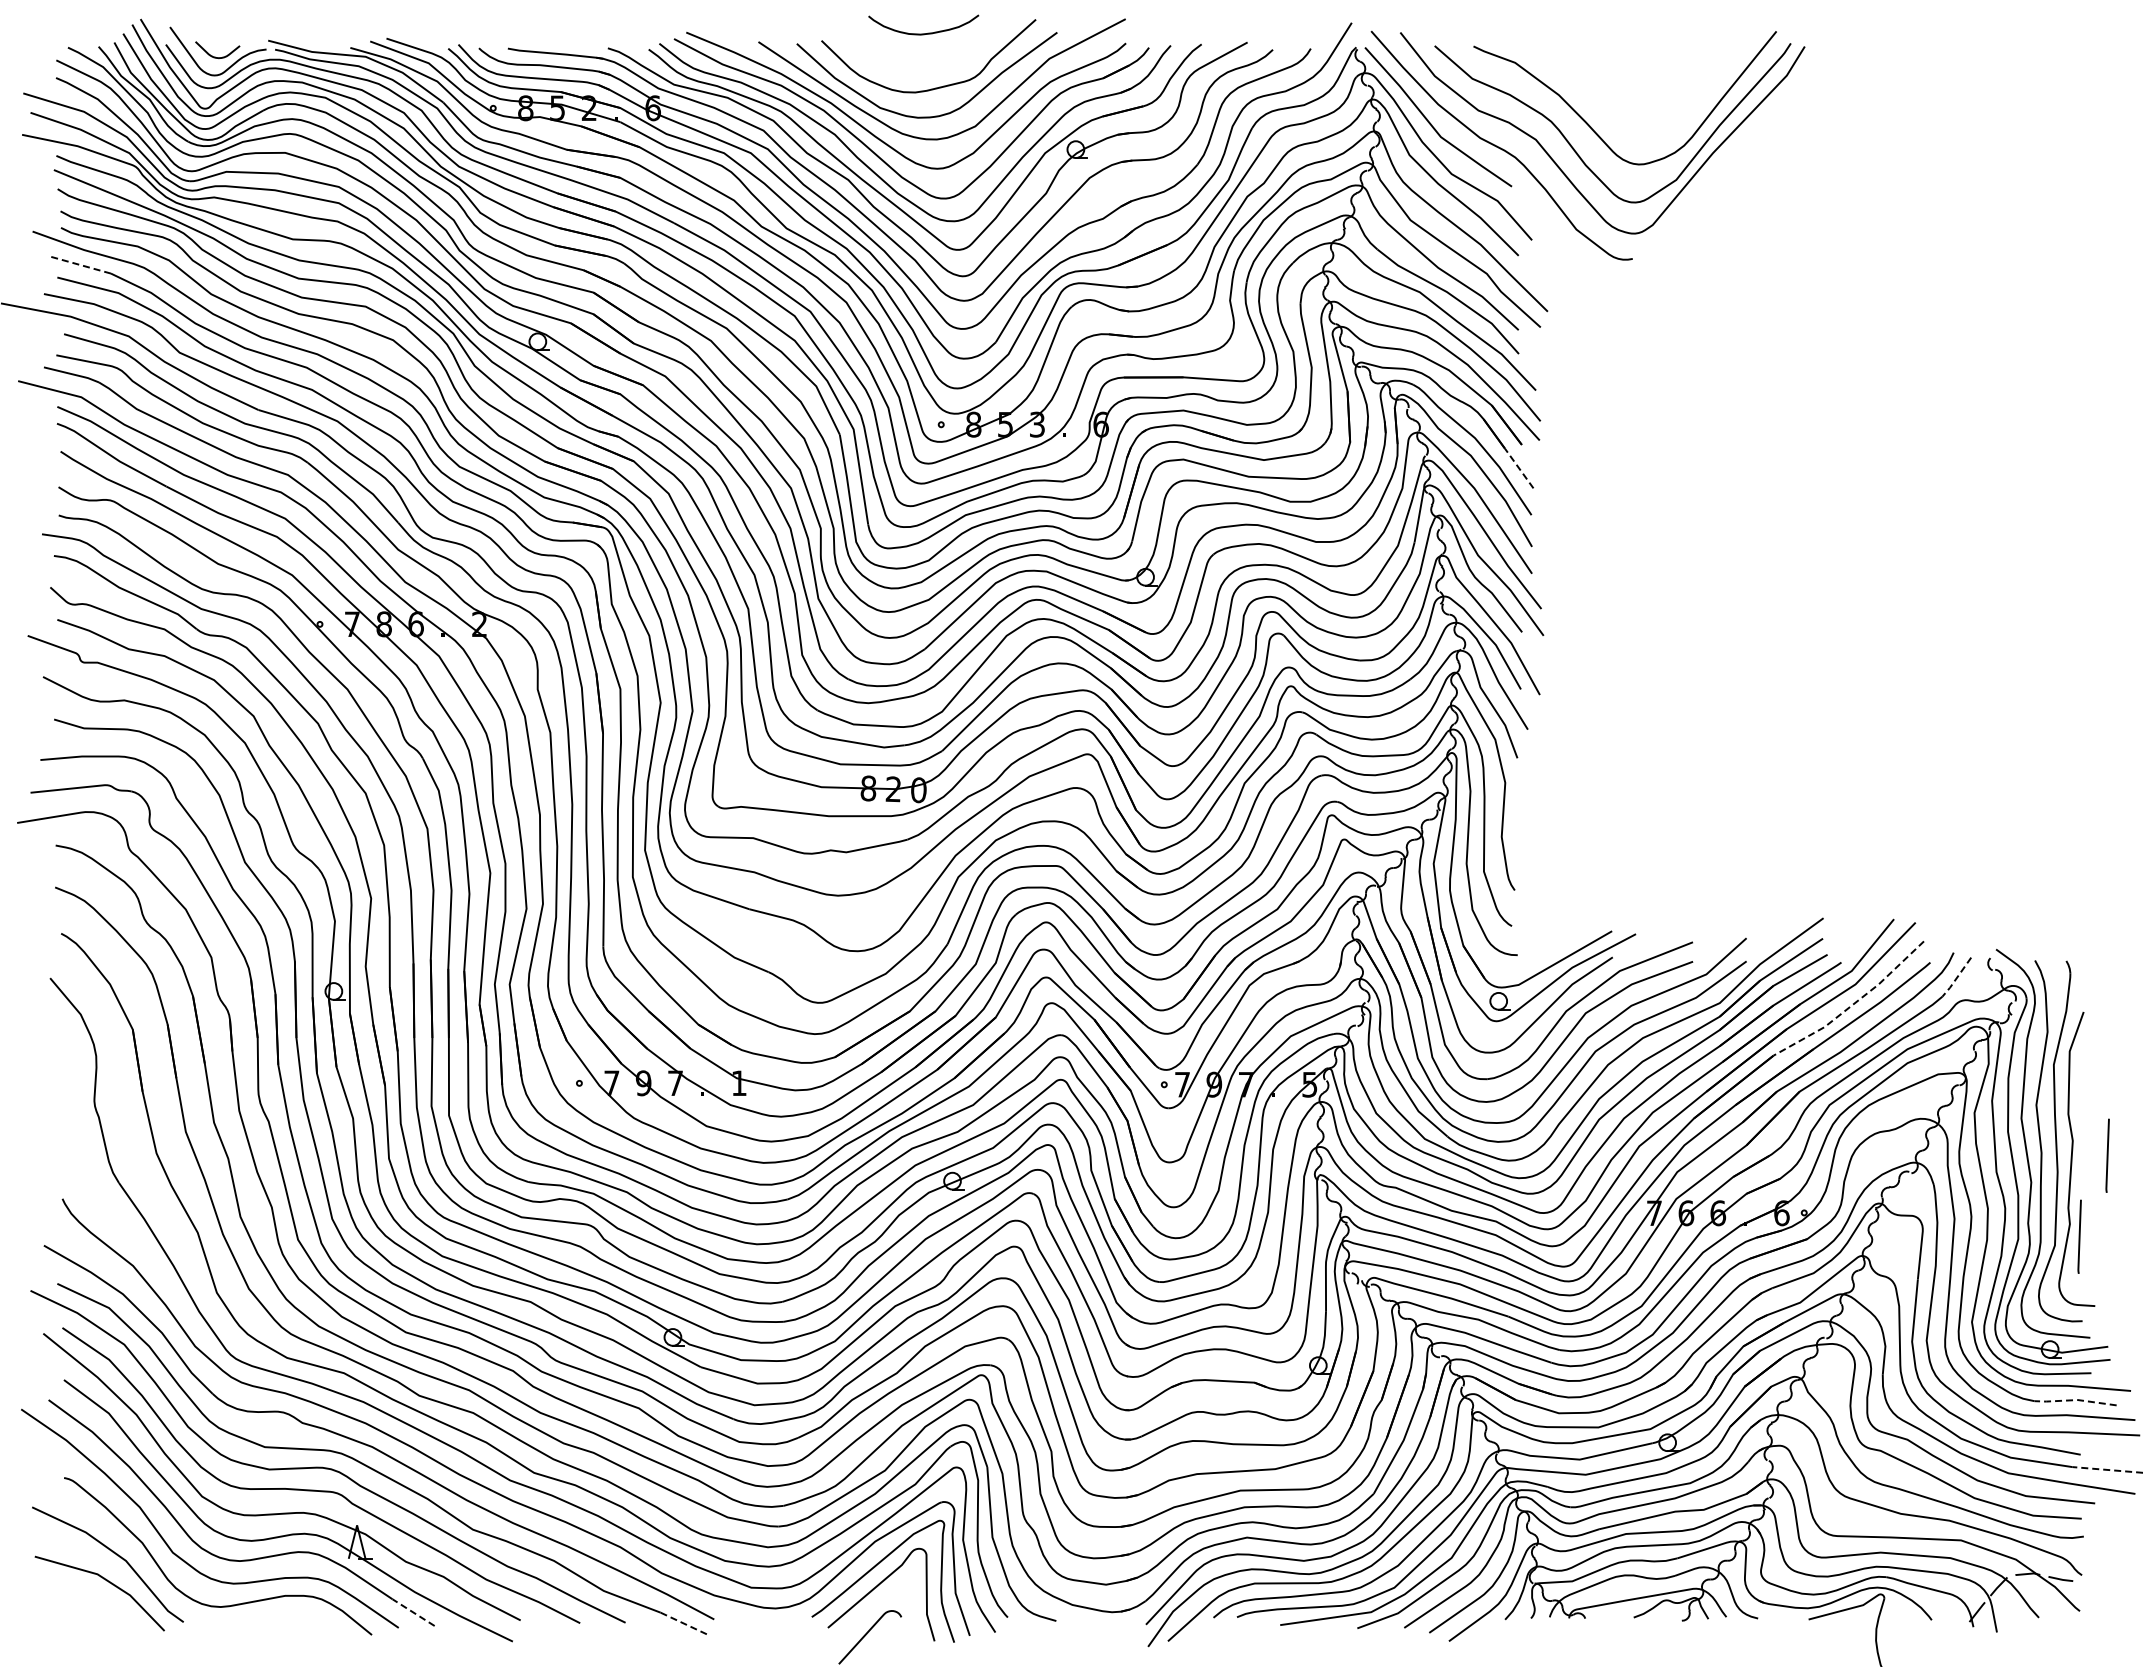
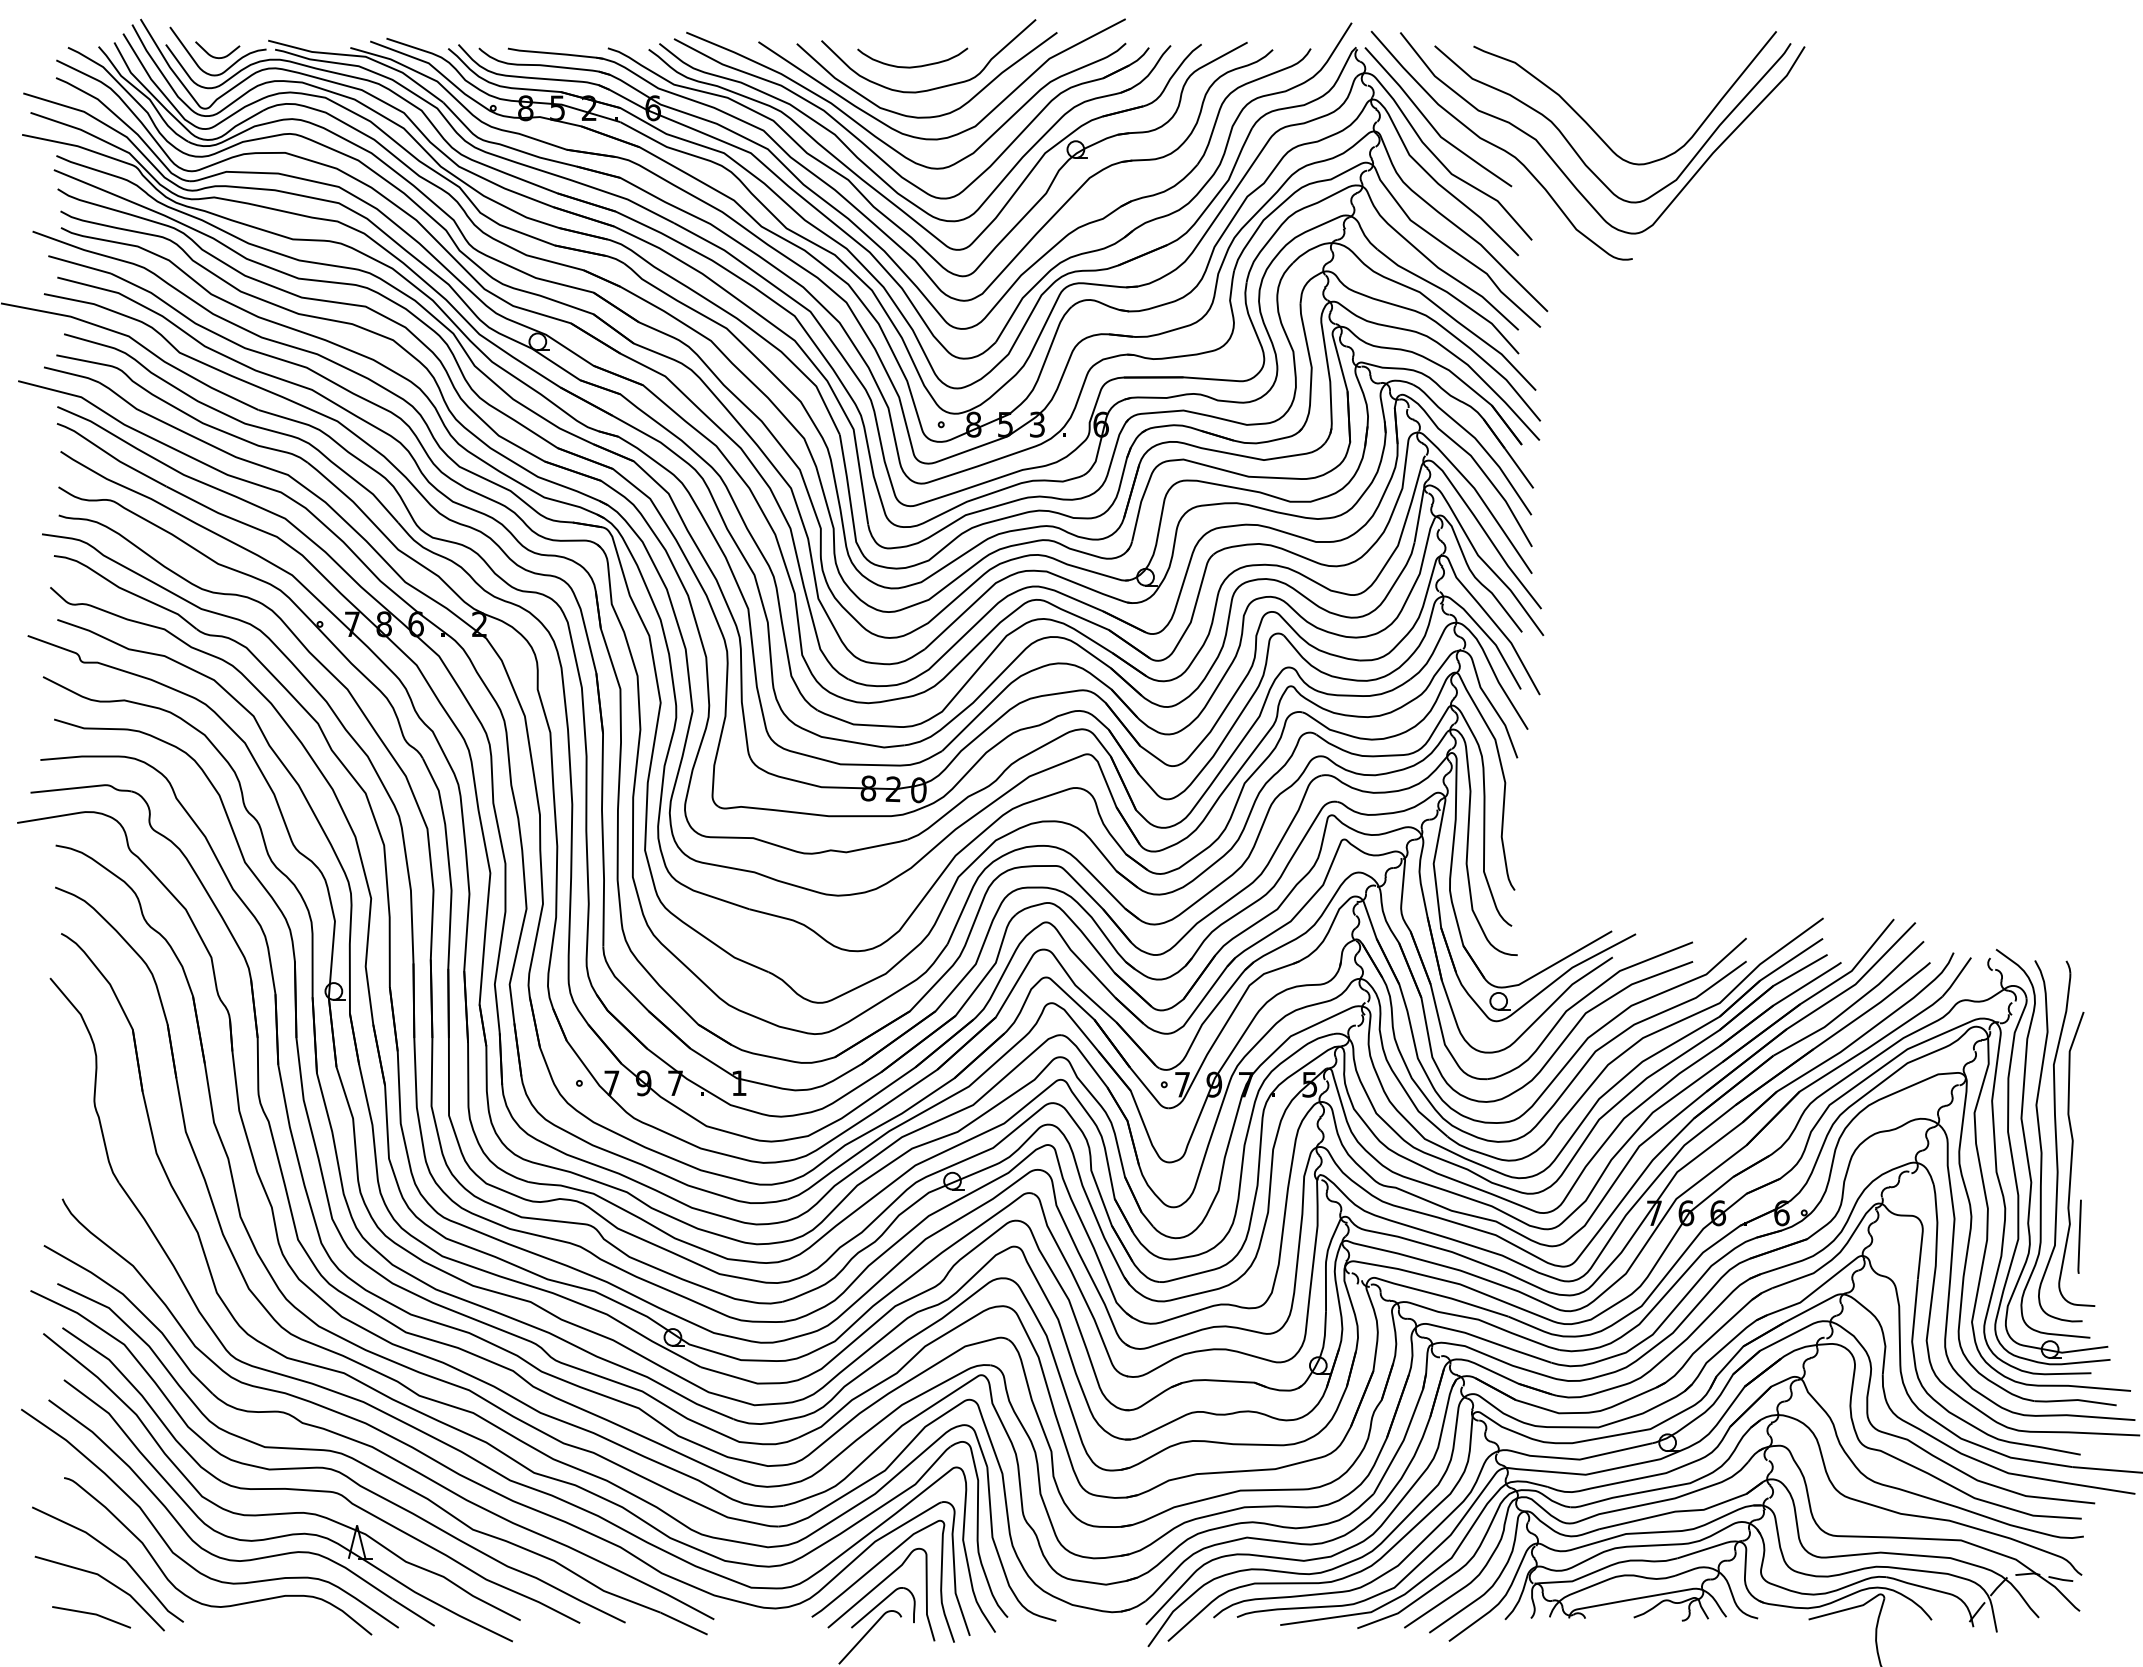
curve position: (923, 33) -> (912, 66) (912, 66)
line: dashed -> solid (79, 264)
line: dashed -> solid (1519, 468)
line: dashed -> solid (1956, 977)
line: dashed -> solid (1853, 1004)
line: present -> none (2107, 1155)
line: dashed -> solid (2075, 1400)
line: dashed -> solid (2106, 1469)
part: none -> present (883, 1607)
line: dashed -> solid (413, 1612)
line: none -> present (91, 1614)
line: dashed -> solid (684, 1623)
